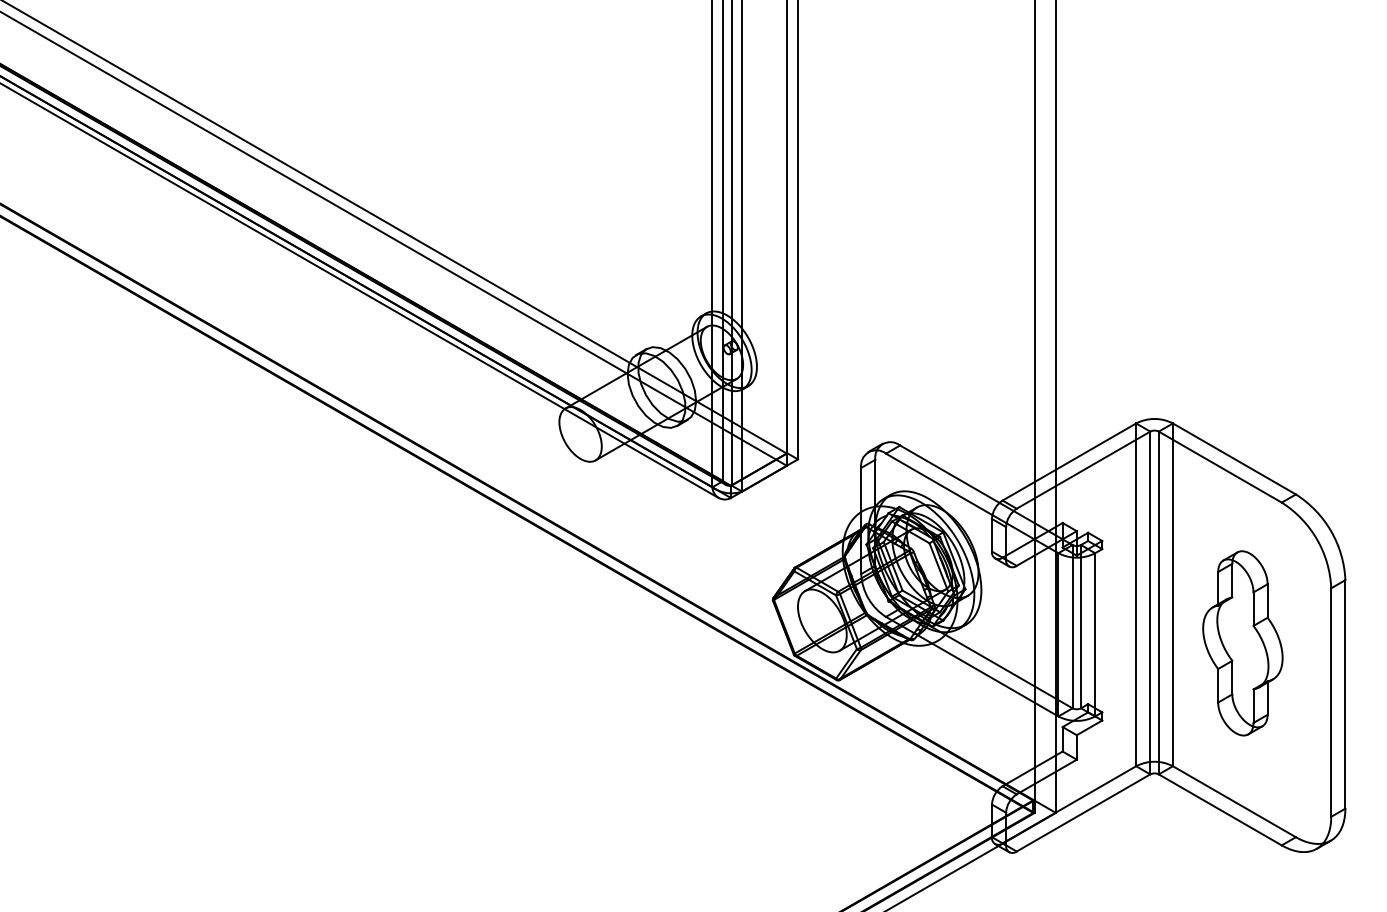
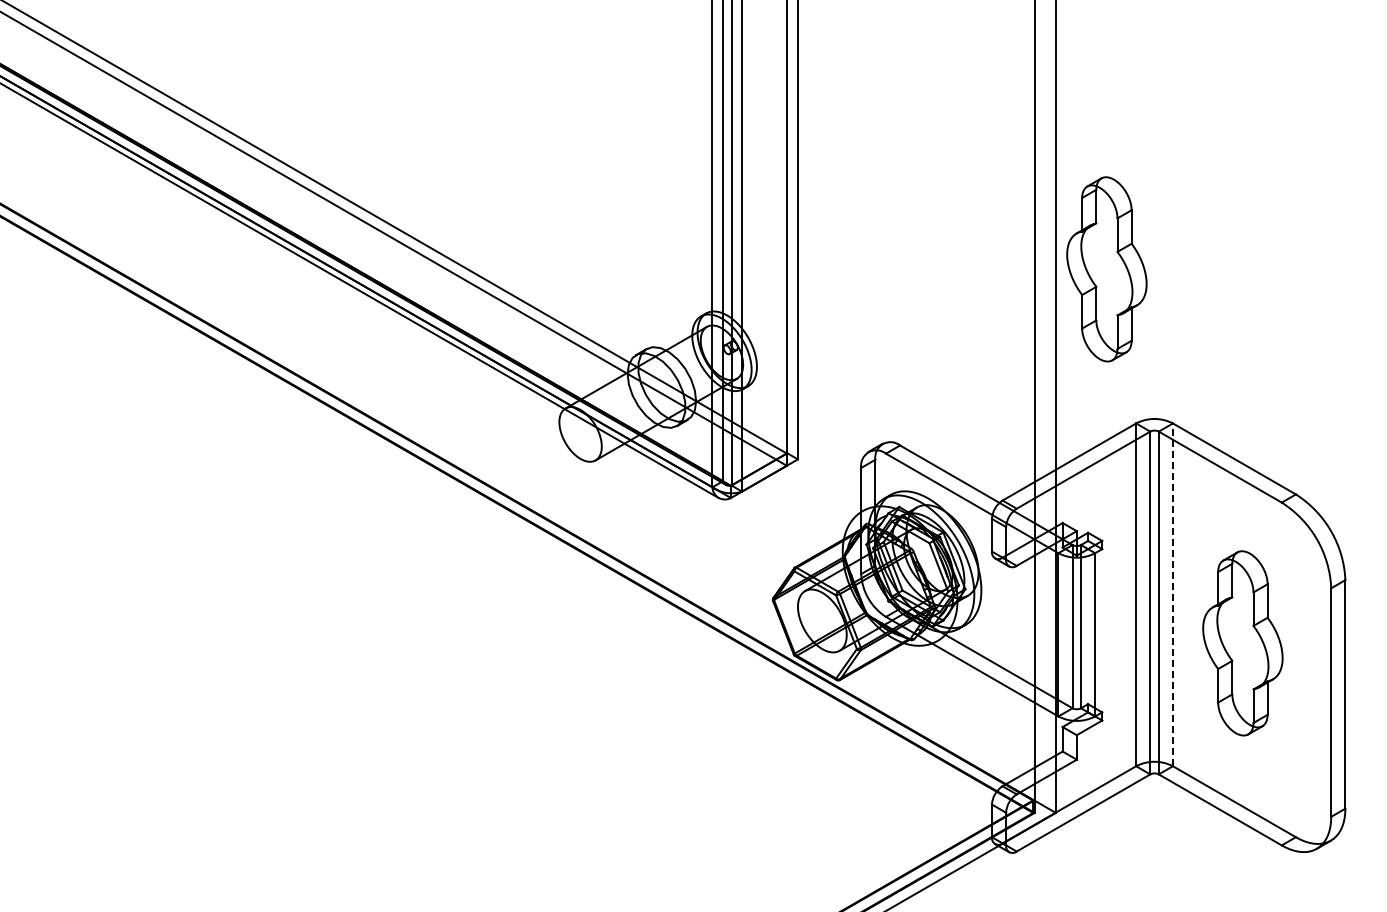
part: none -> present (1106, 269)
line: solid -> dashed (1172, 594)
